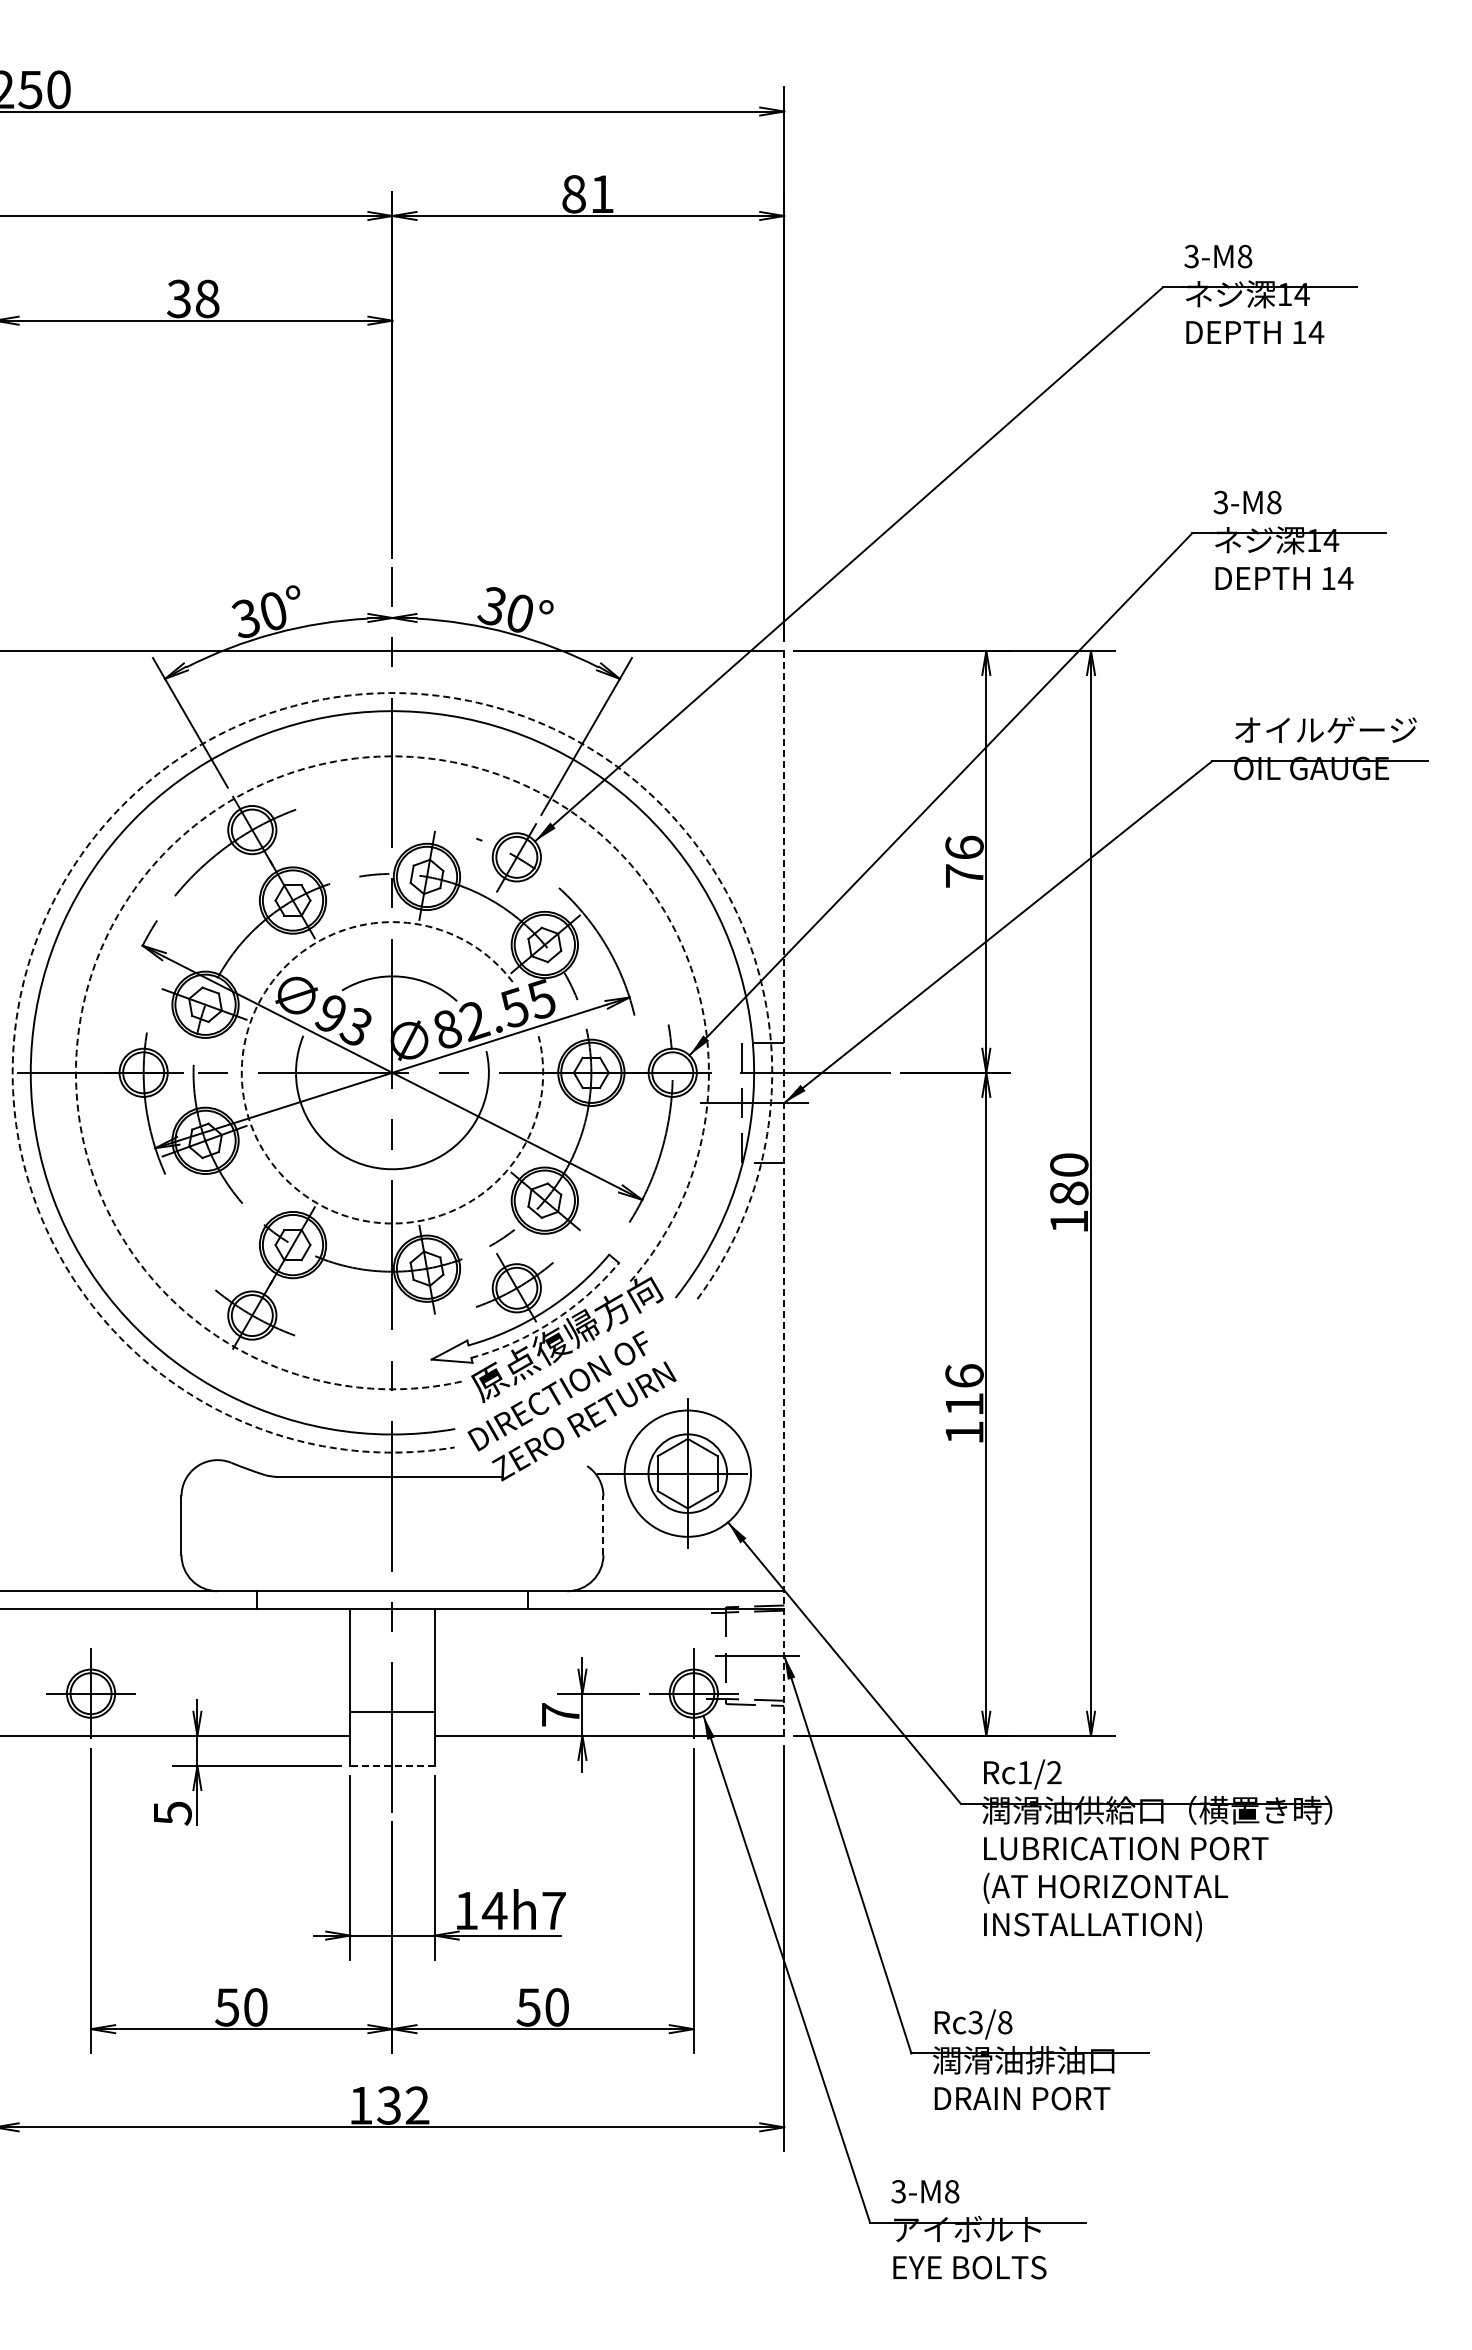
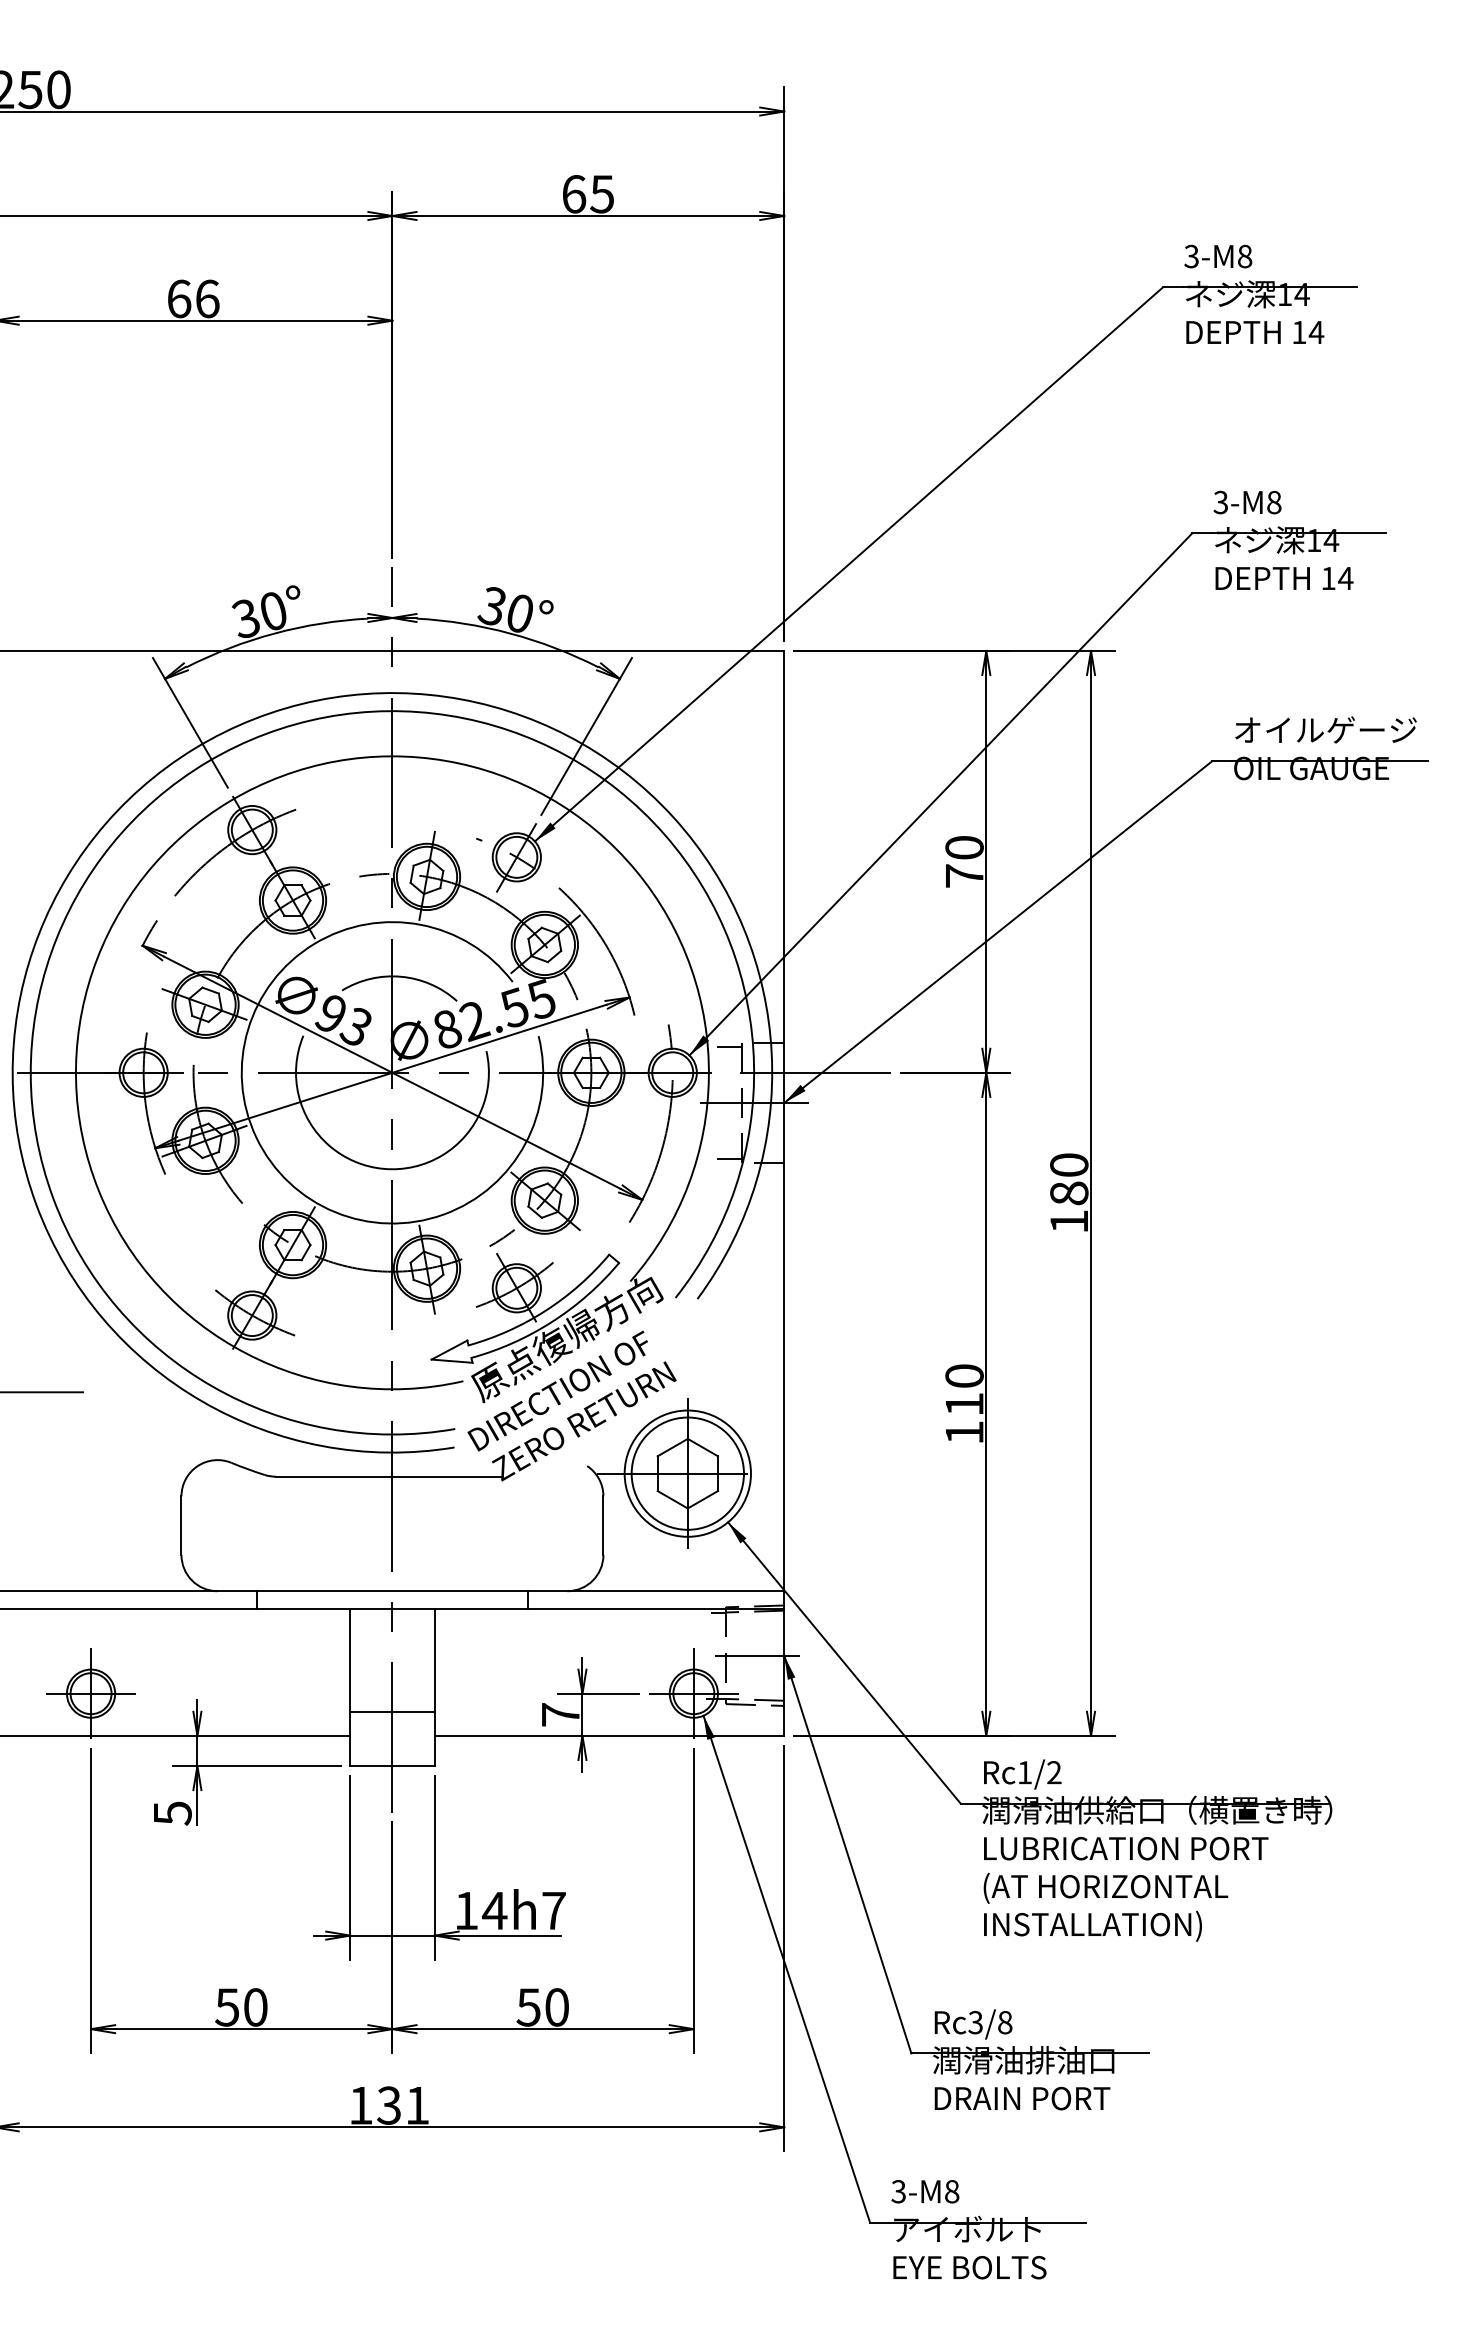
text: 81 -> 65 (587, 194)
text: 38 -> 66 (193, 298)
arc: dashed -> solid (194, 748)
arc: dashed -> solid (230, 801)
text: 76 -> 70 (964, 847)
line: none -> present (729, 1047)
arc: dashed -> solid (256, 1137)
line: none -> present (729, 1158)
line: dashed -> solid (784, 1193)
arc: dashed -> solid (552, 1321)
text: 116 -> 110 (964, 1375)
line: none -> present (43, 1392)
circle diameter: 79 px -> 112 px (687, 1473)
line: dashed -> solid (603, 1525)
line: dashed -> solid (391, 1766)
text: 132 -> 131 (417, 2105)
